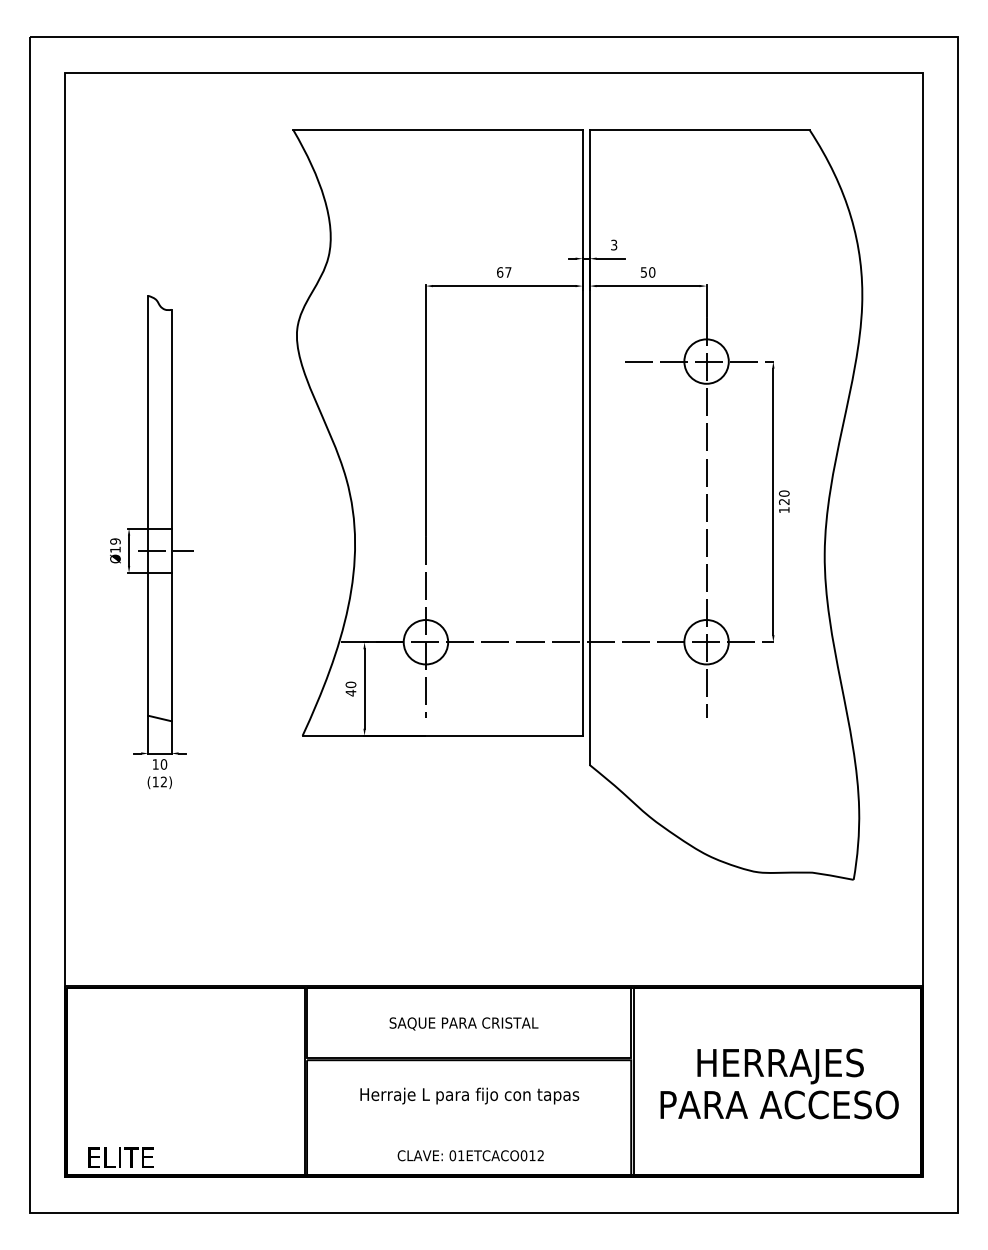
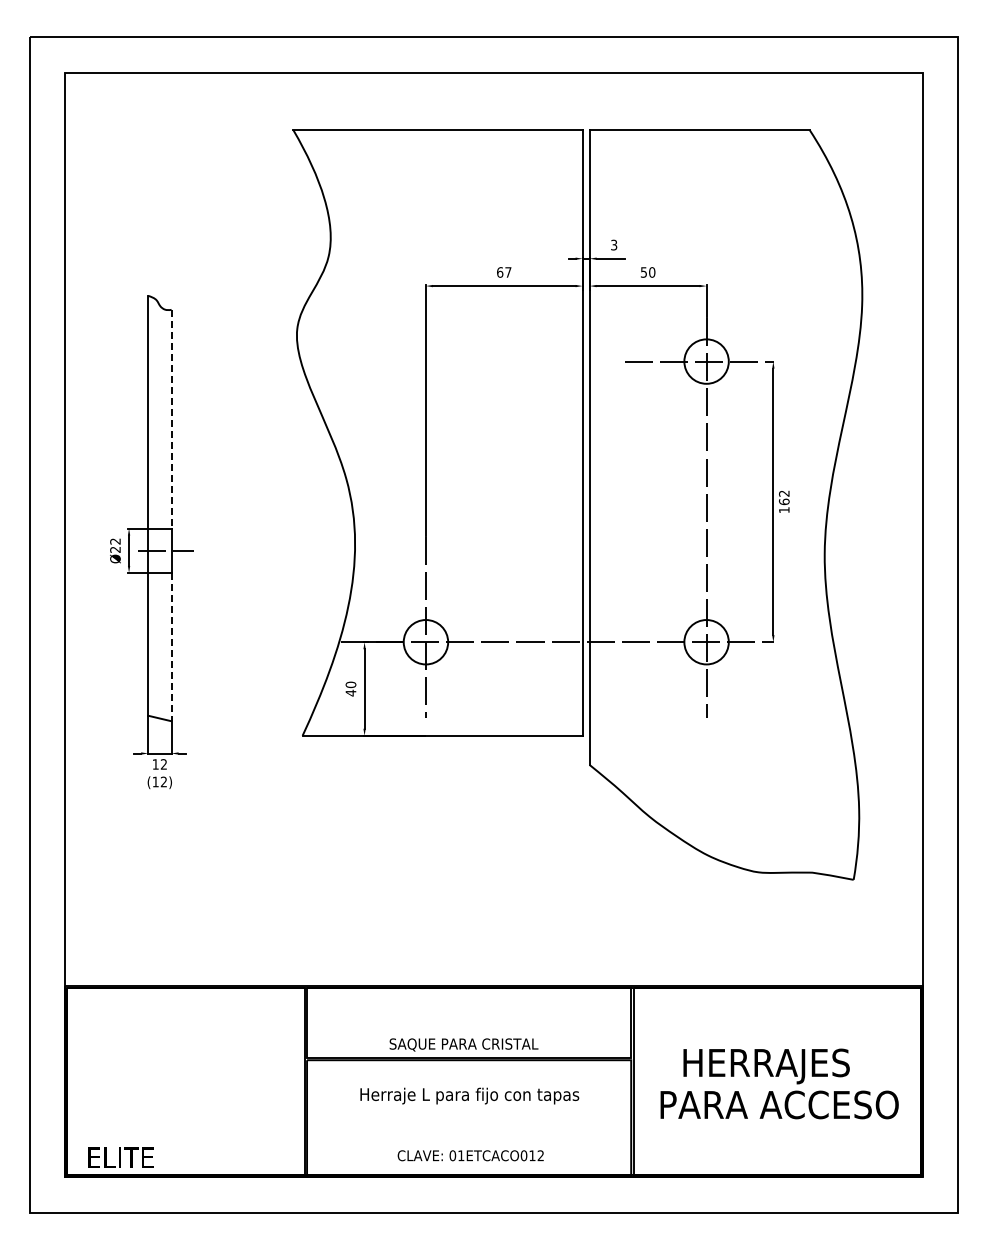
line: solid -> dashed (171, 419)
text: 120 -> 162 (783, 497)
text: Ø19 -> Ø22 (115, 545)
line: solid -> dashed (171, 647)
text: 10 -> 12 (163, 764)
text position: (463, 1023) -> (463, 1044) (463, 1044)
text position: (780, 1066) -> (766, 1066) (766, 1066)
